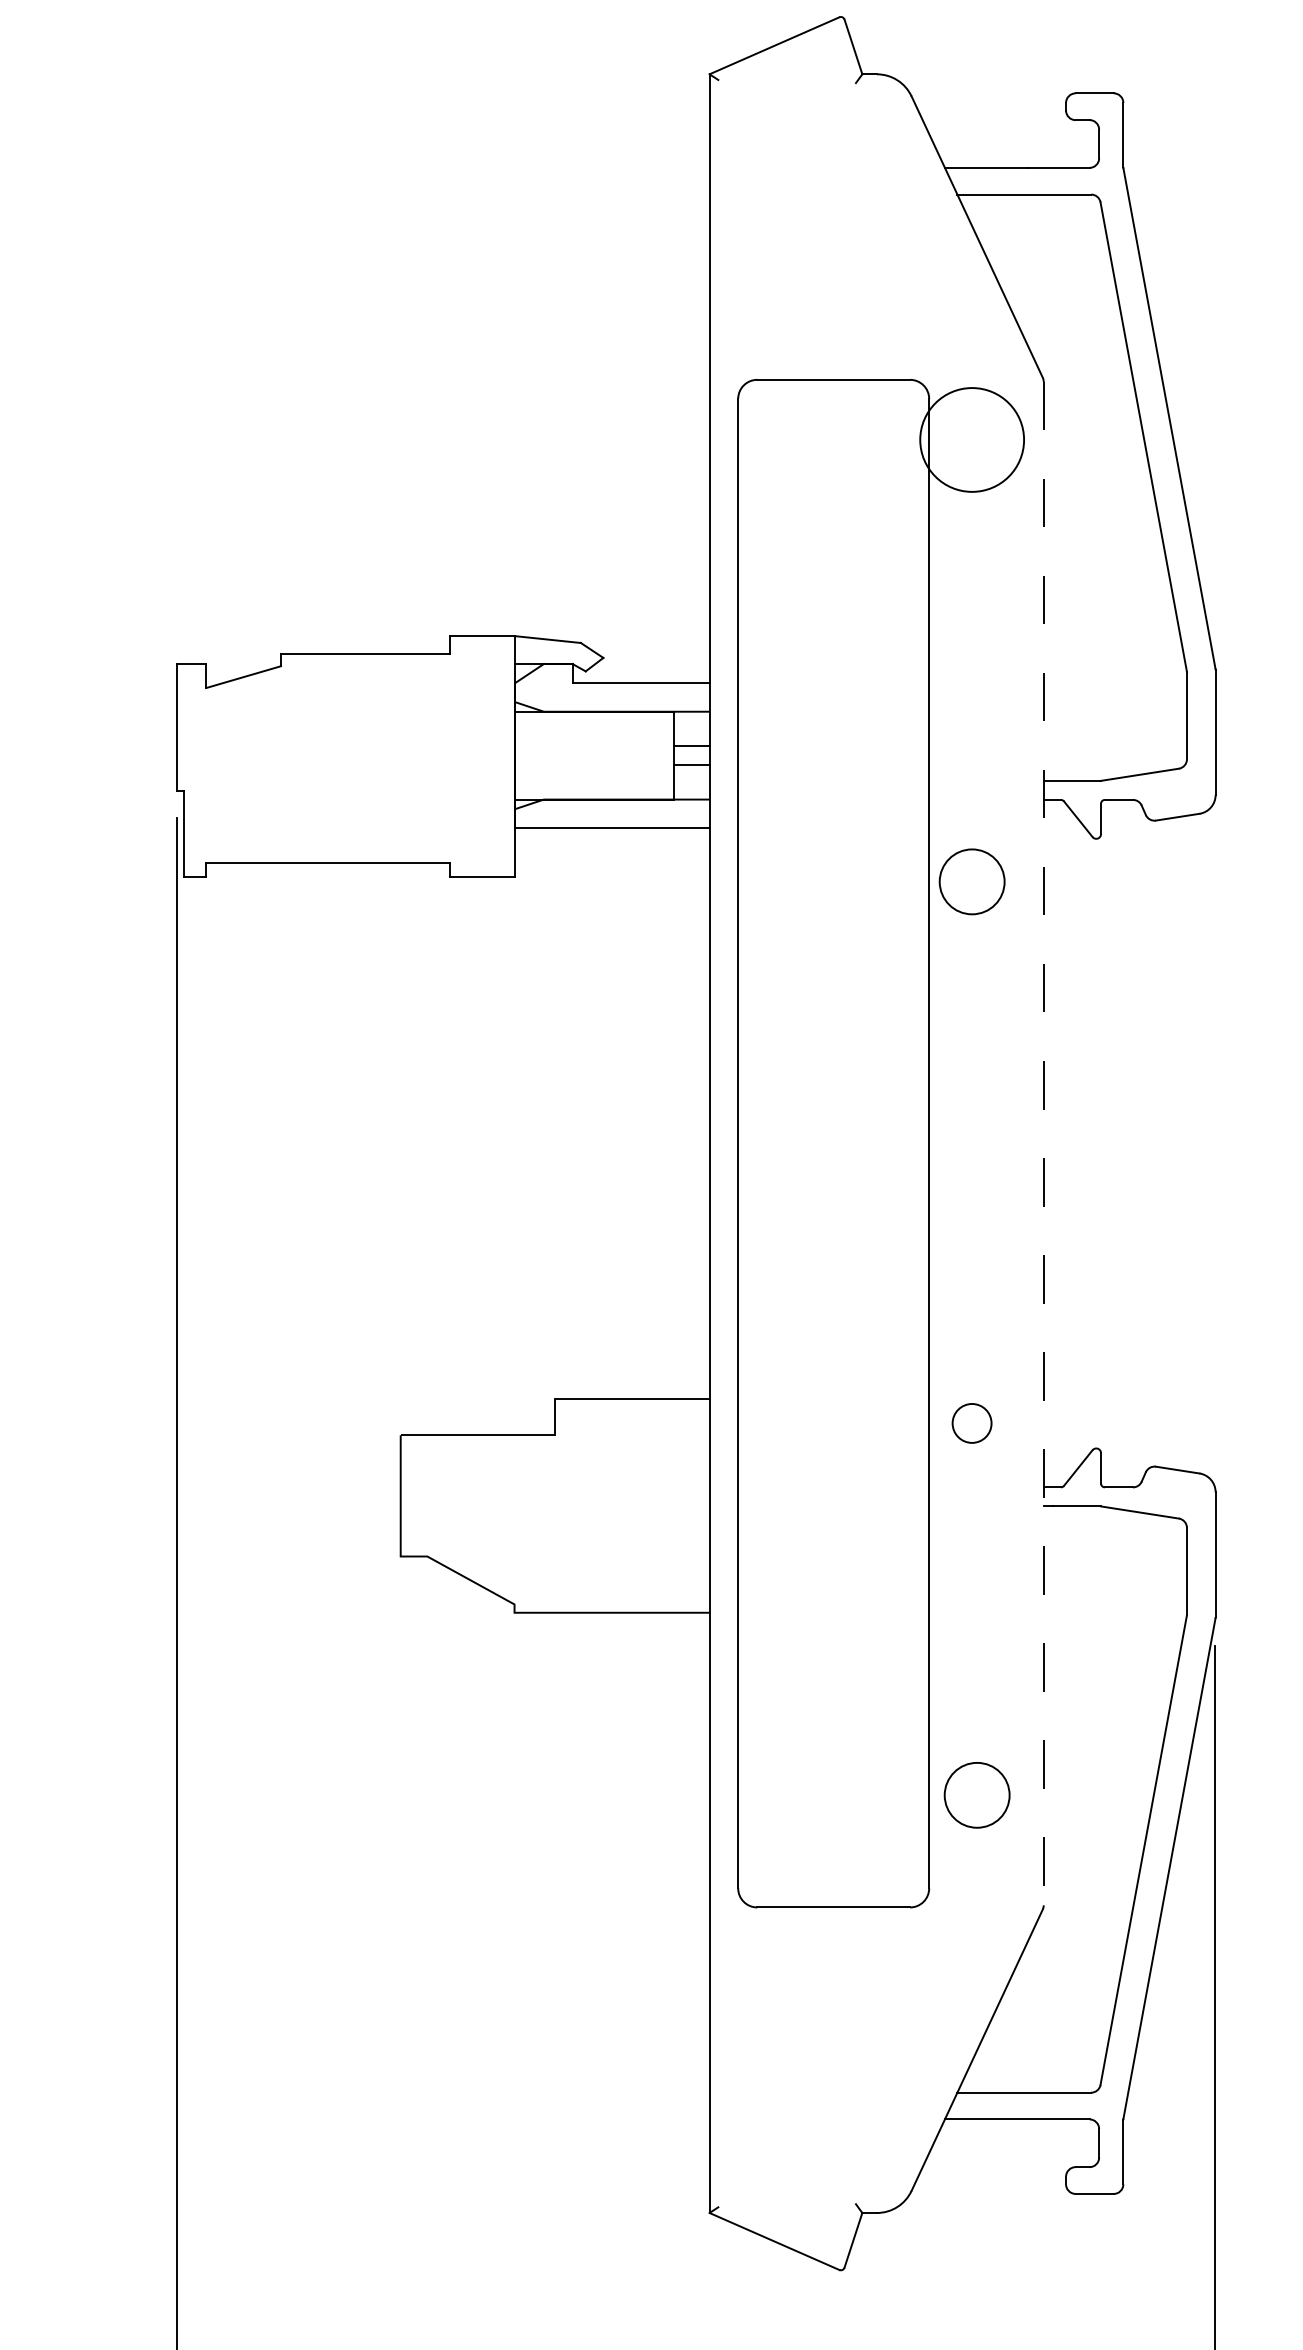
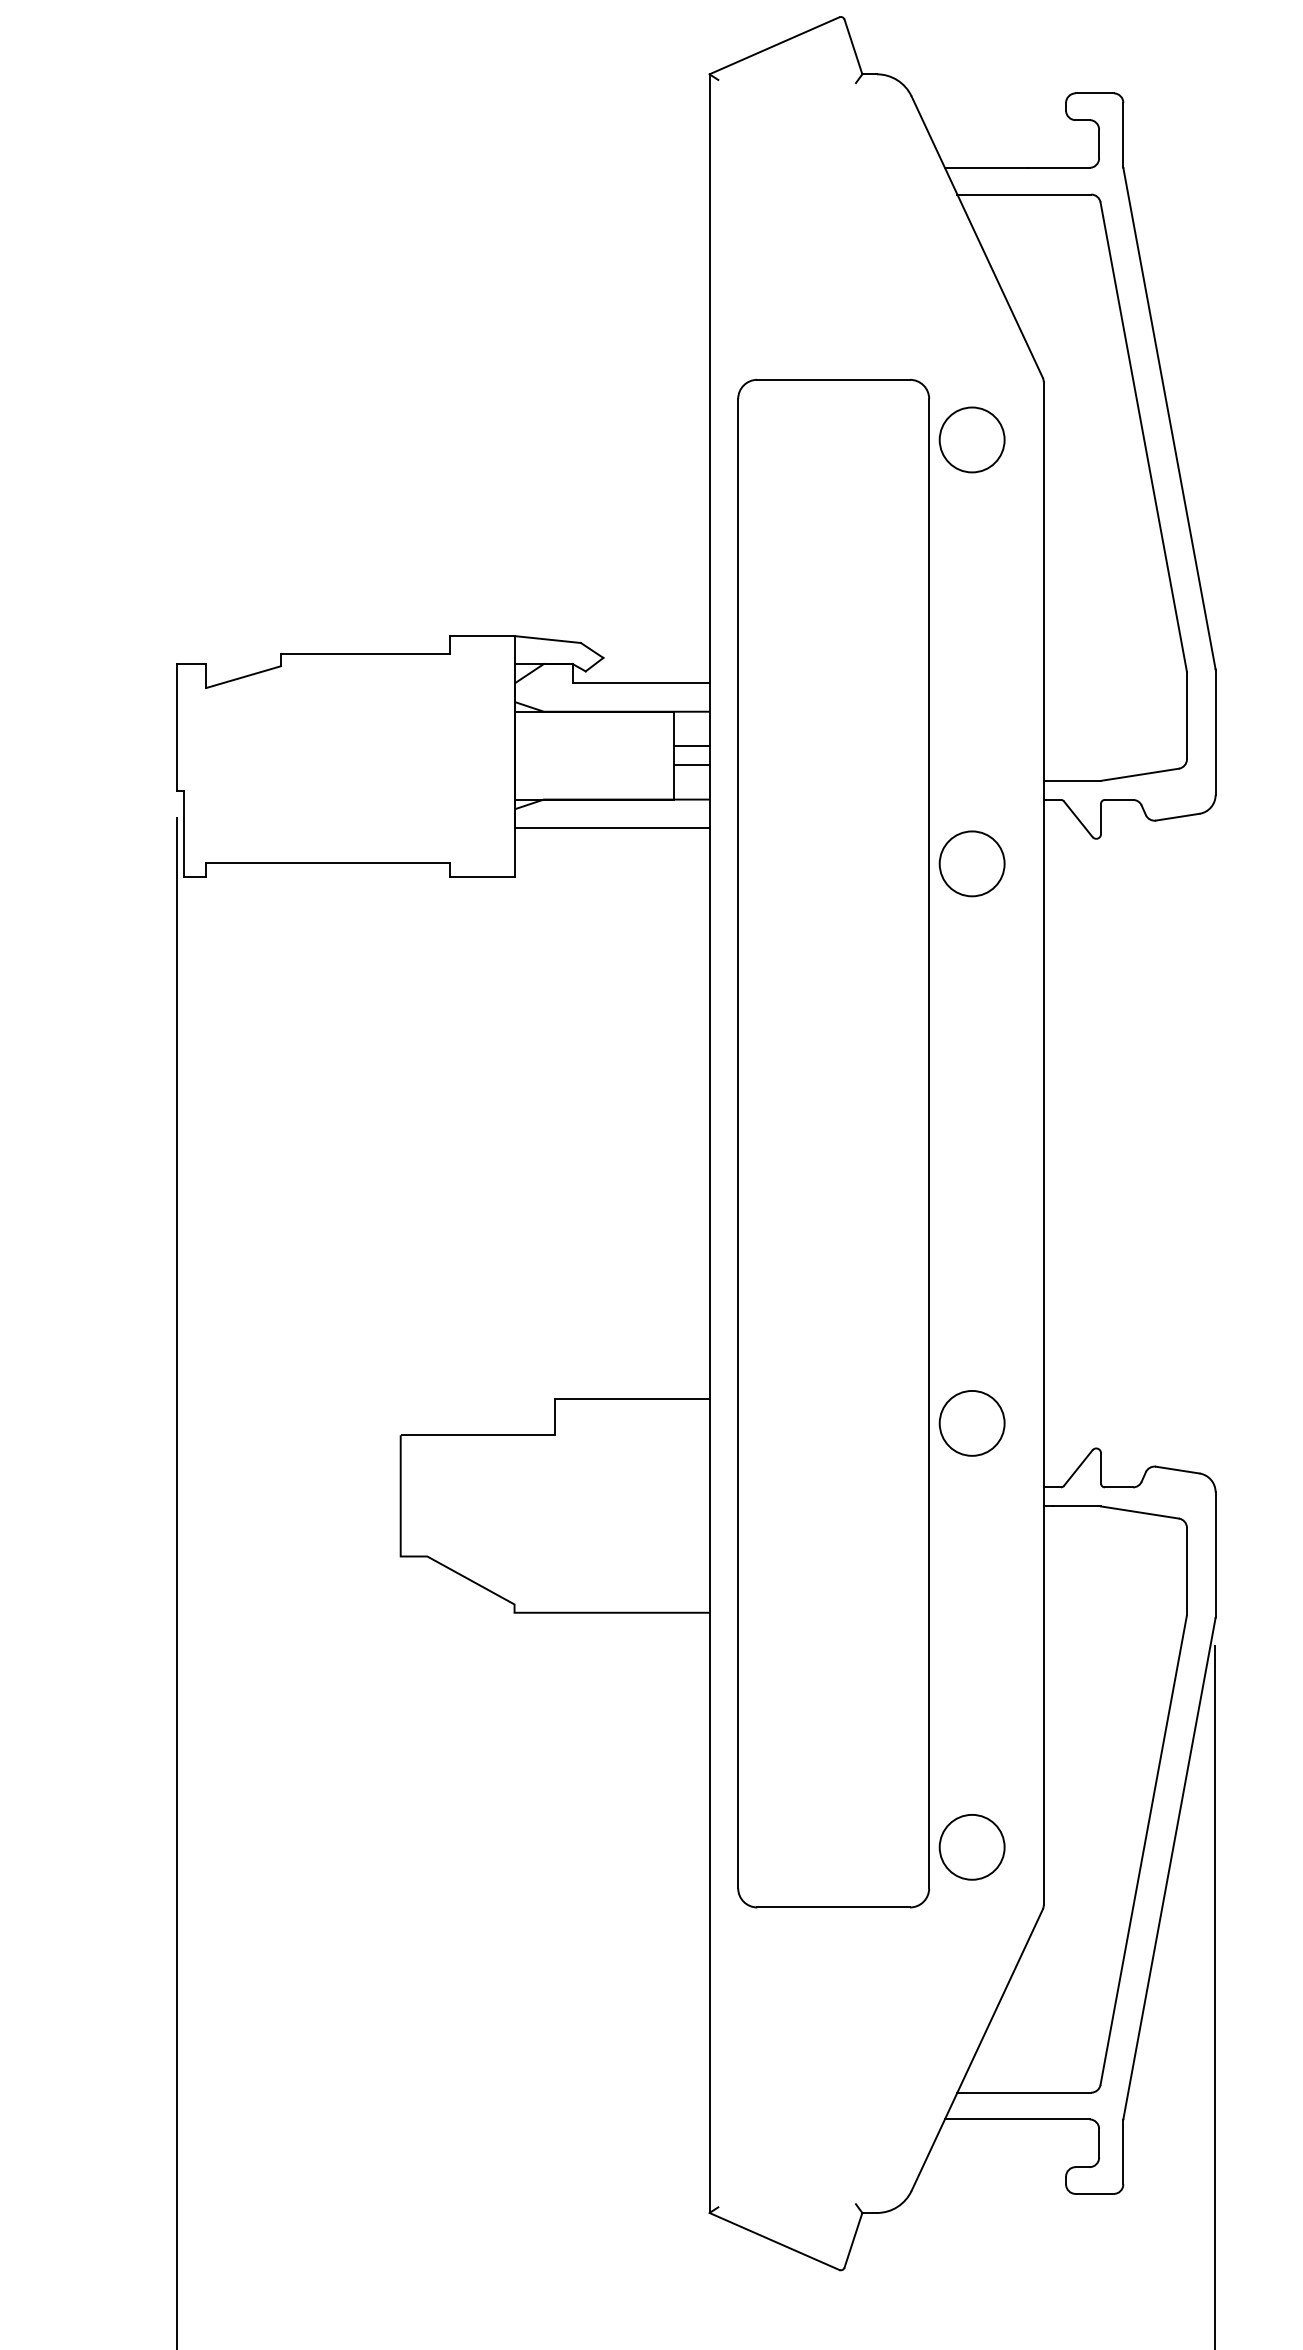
circle diameter: 104 px -> 65 px (971, 439)
circle position: (971, 881) -> (971, 863) (971, 863)
line: dashed -> solid (1043, 1143)
circle size: 42x41 px -> 68x67 px (971, 1423)
circle position: (976, 1795) -> (971, 1847) (971, 1847)
